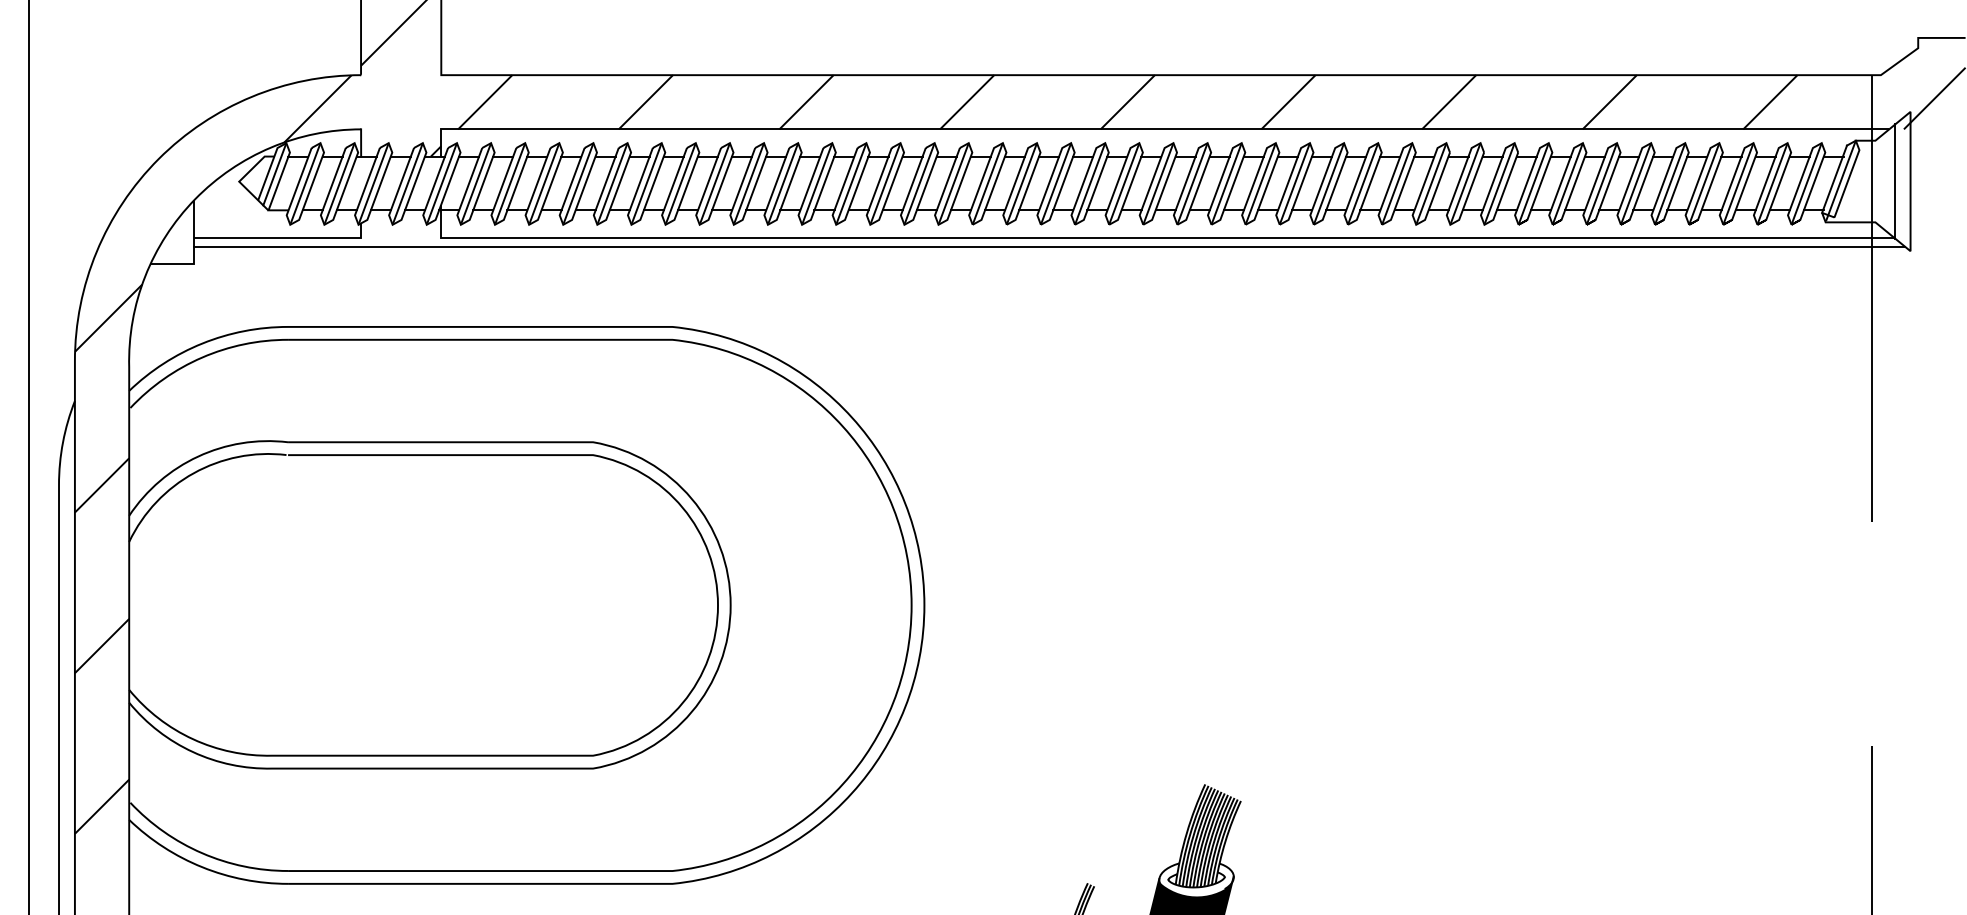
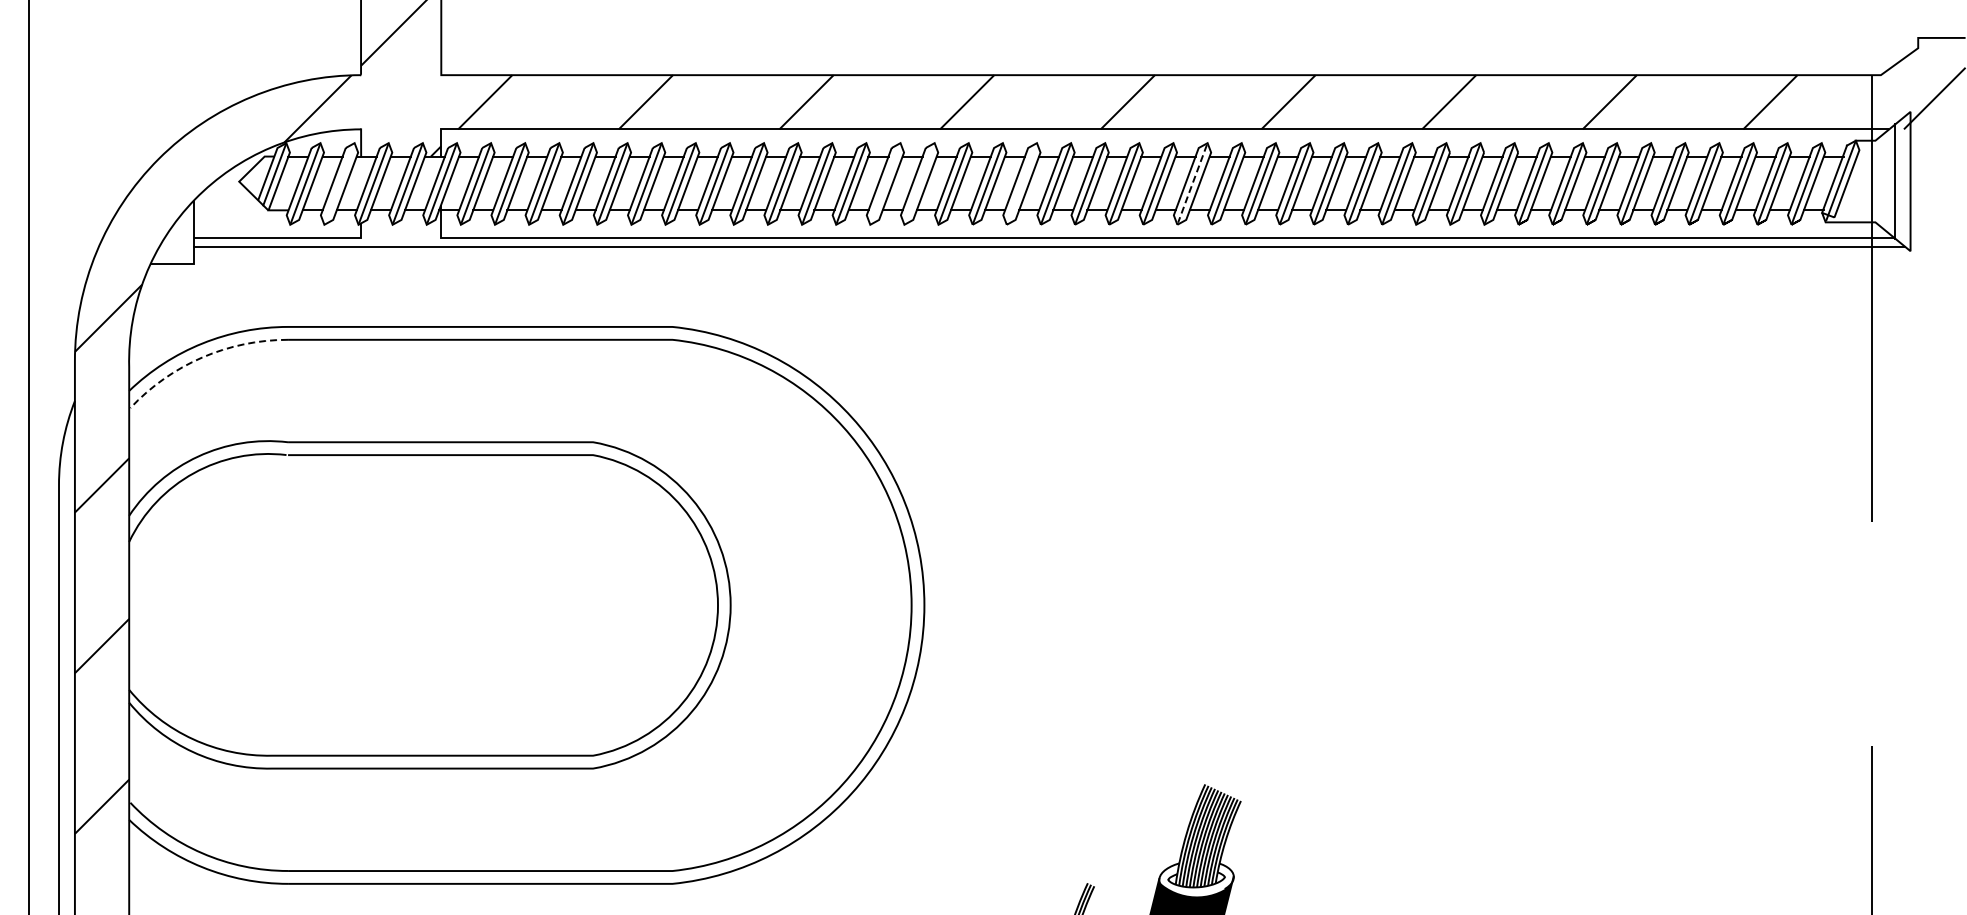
line: present -> none (339, 183)
line: present -> none (885, 183)
line: present -> none (919, 183)
line: present -> none (1021, 183)
line: solid -> dashed (1192, 184)
arc: solid -> dashed (202, 357)
